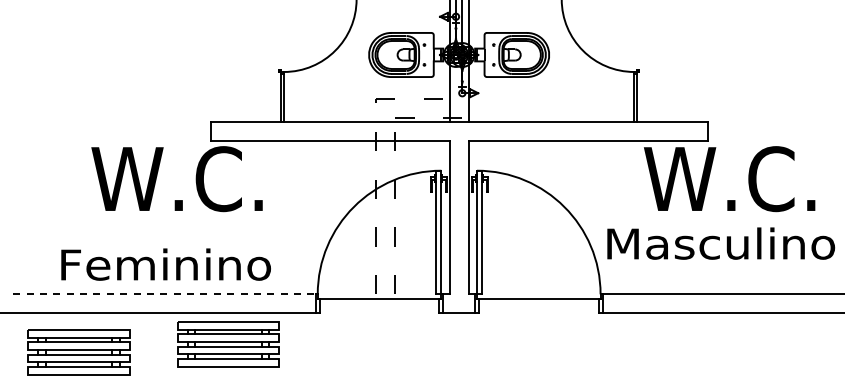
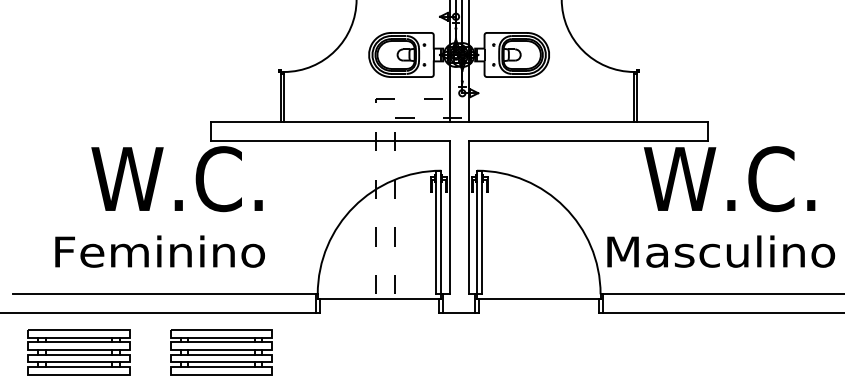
text position: (721, 243) -> (721, 251) (721, 251)
text position: (165, 264) -> (159, 251) (159, 251)
line: dashed -> solid (165, 294)
part position: (228, 344) -> (221, 352) (221, 352)
